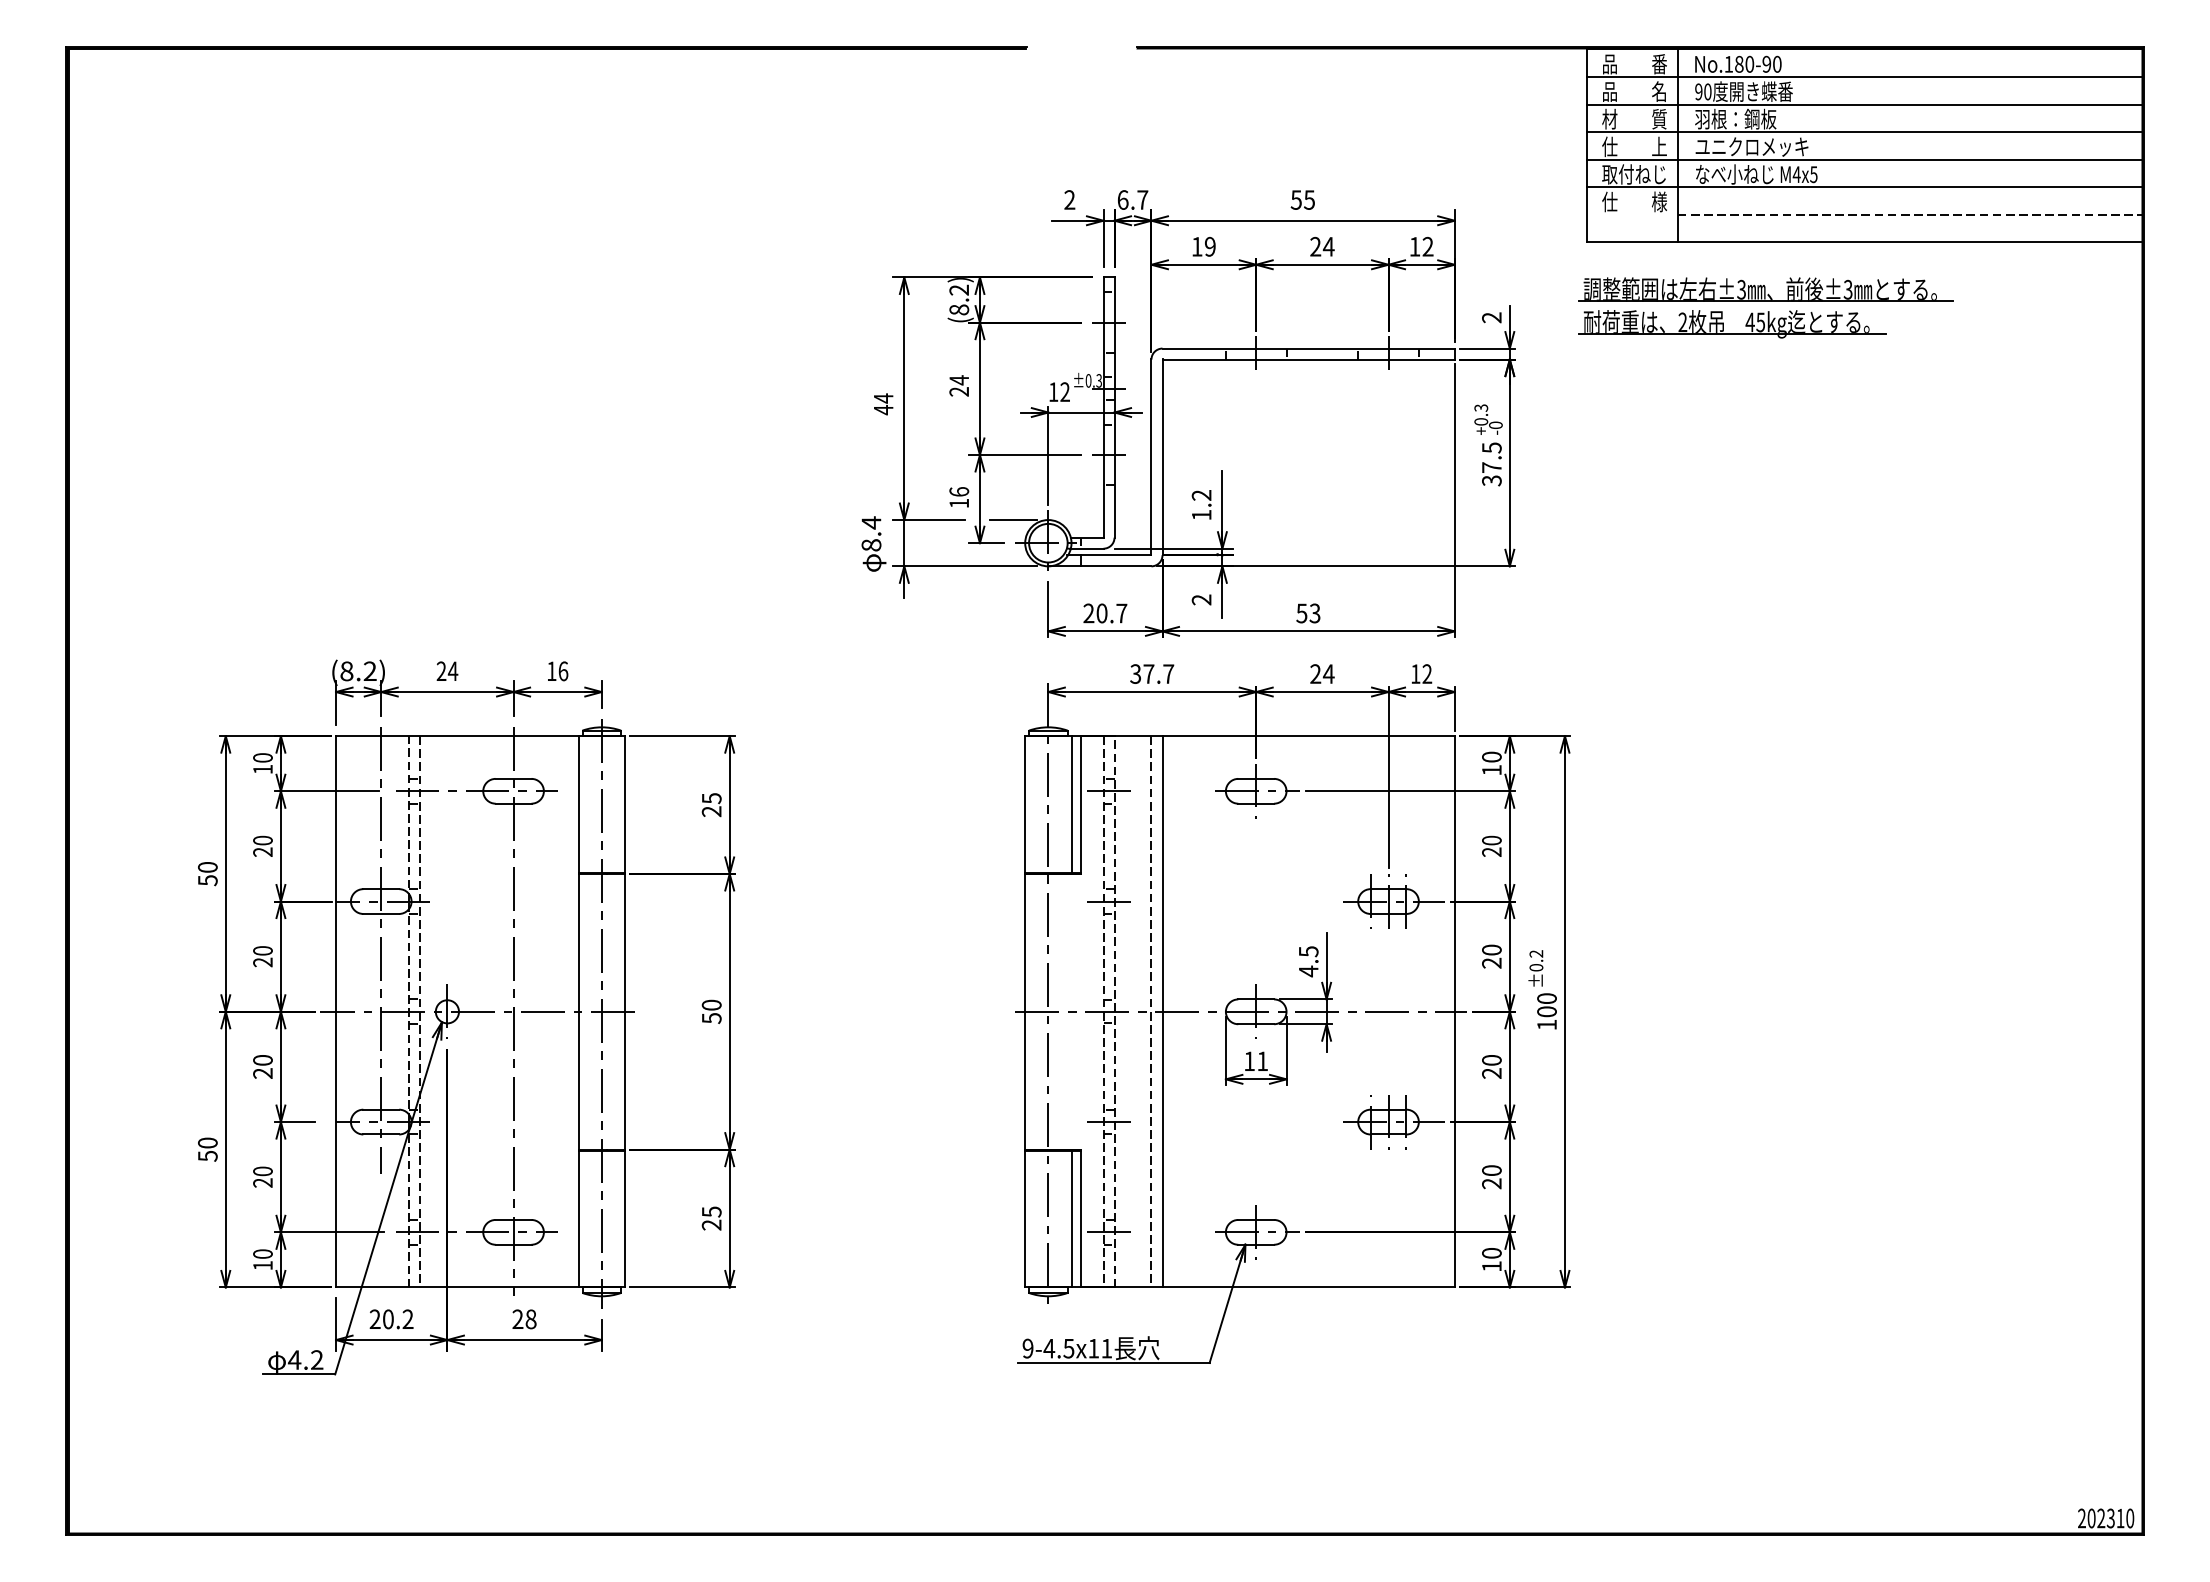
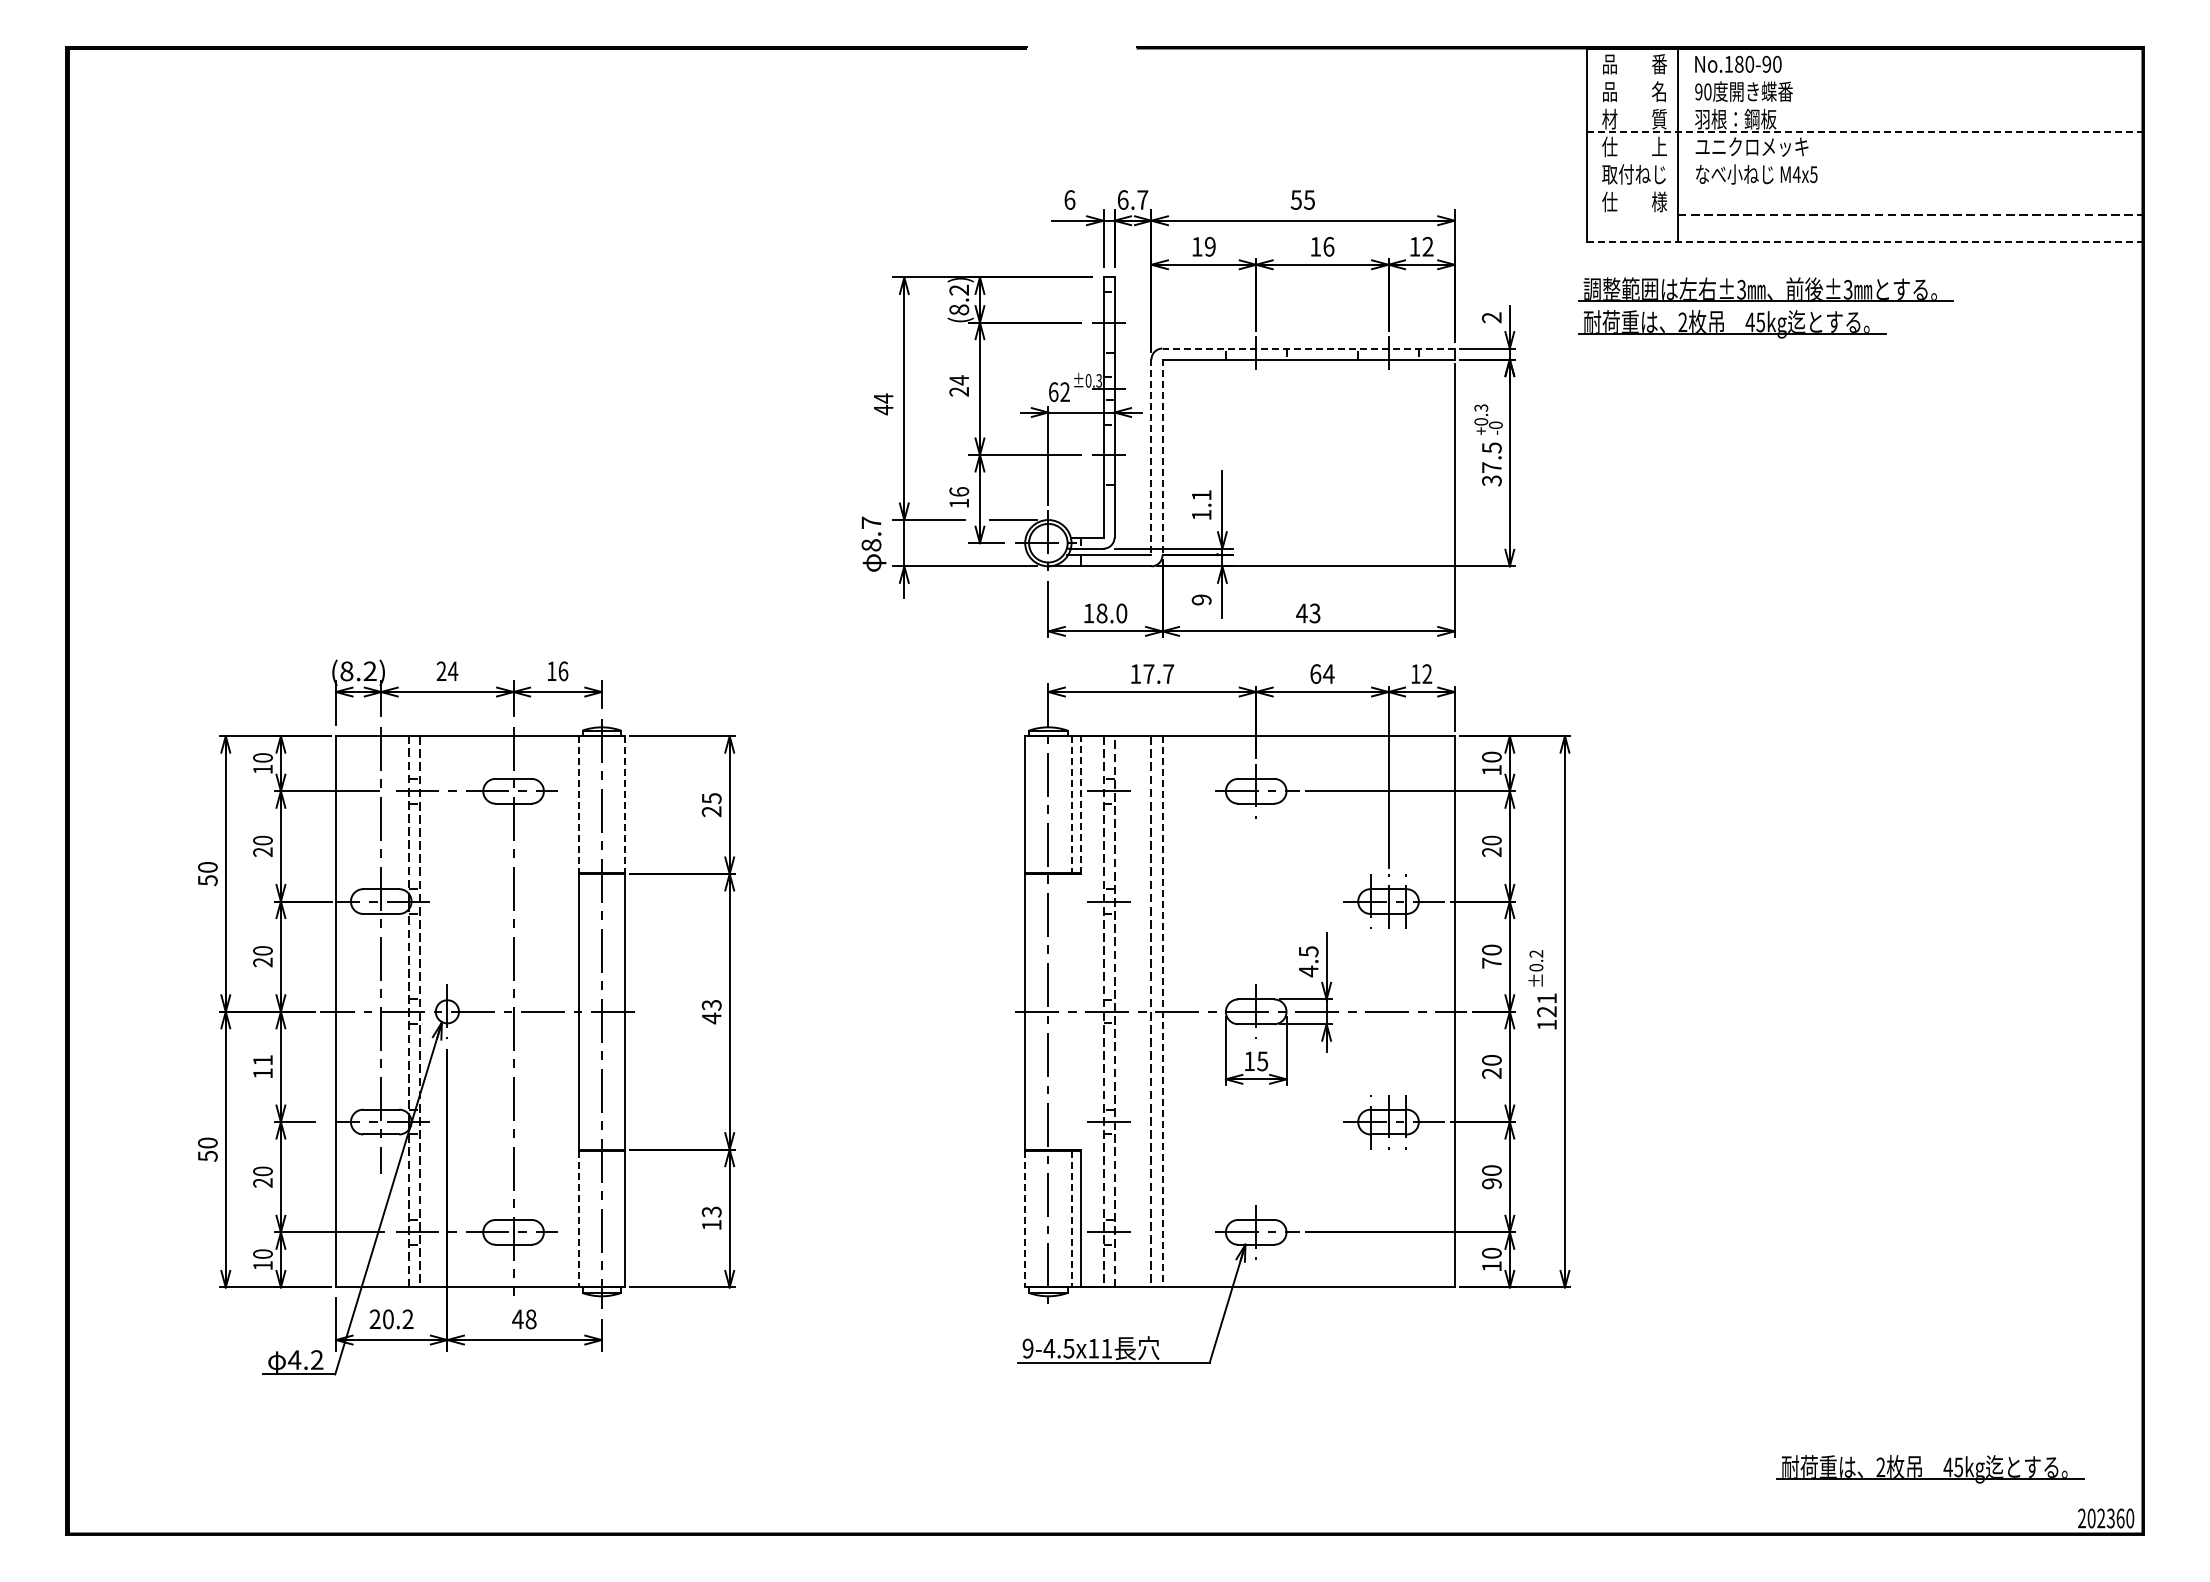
line: present -> none (1864, 77)
line: present -> none (1864, 104)
line: solid -> dashed (1864, 132)
line: present -> none (1864, 159)
line: present -> none (1864, 187)
text: 2 -> 6 (1069, 199)
line: solid -> dashed (1864, 242)
text: 24 -> 16 (1322, 246)
line: solid -> dashed (1308, 348)
text: 12 -> 62 (1053, 392)
line: solid -> dashed (1151, 457)
line: solid -> dashed (1162, 457)
text: 1.2 -> 1.1 (1201, 495)
text: 8.4 -> 8.7 (871, 522)
text: 2 -> 9 (1201, 599)
text: 20.7 -> 18.0 (1105, 613)
text: 53 -> 43 (1301, 613)
text: 37.7 -> 17.7 (1135, 673)
text: 24 -> 64 (1315, 673)
line: solid -> dashed (578, 805)
line: solid -> dashed (624, 805)
line: solid -> dashed (1071, 805)
line: solid -> dashed (1081, 805)
text: 20 -> 70 (1491, 962)
text: 100 -> 121 (1546, 1005)
text: 50 -> 43 (711, 1011)
line: solid -> dashed (1162, 1011)
text: 11 -> 15 (1262, 1061)
text: 20 -> 11 (262, 1066)
text: 20 -> 90 (1491, 1183)
text: 25 -> 13 (711, 1218)
line: solid -> dashed (578, 1219)
line: solid -> dashed (1025, 1219)
line: solid -> dashed (1071, 1219)
text: 28 -> 48 (517, 1318)
part: none -> present (1921, 1469)
text: 202310 -> 202360 (2120, 1518)
